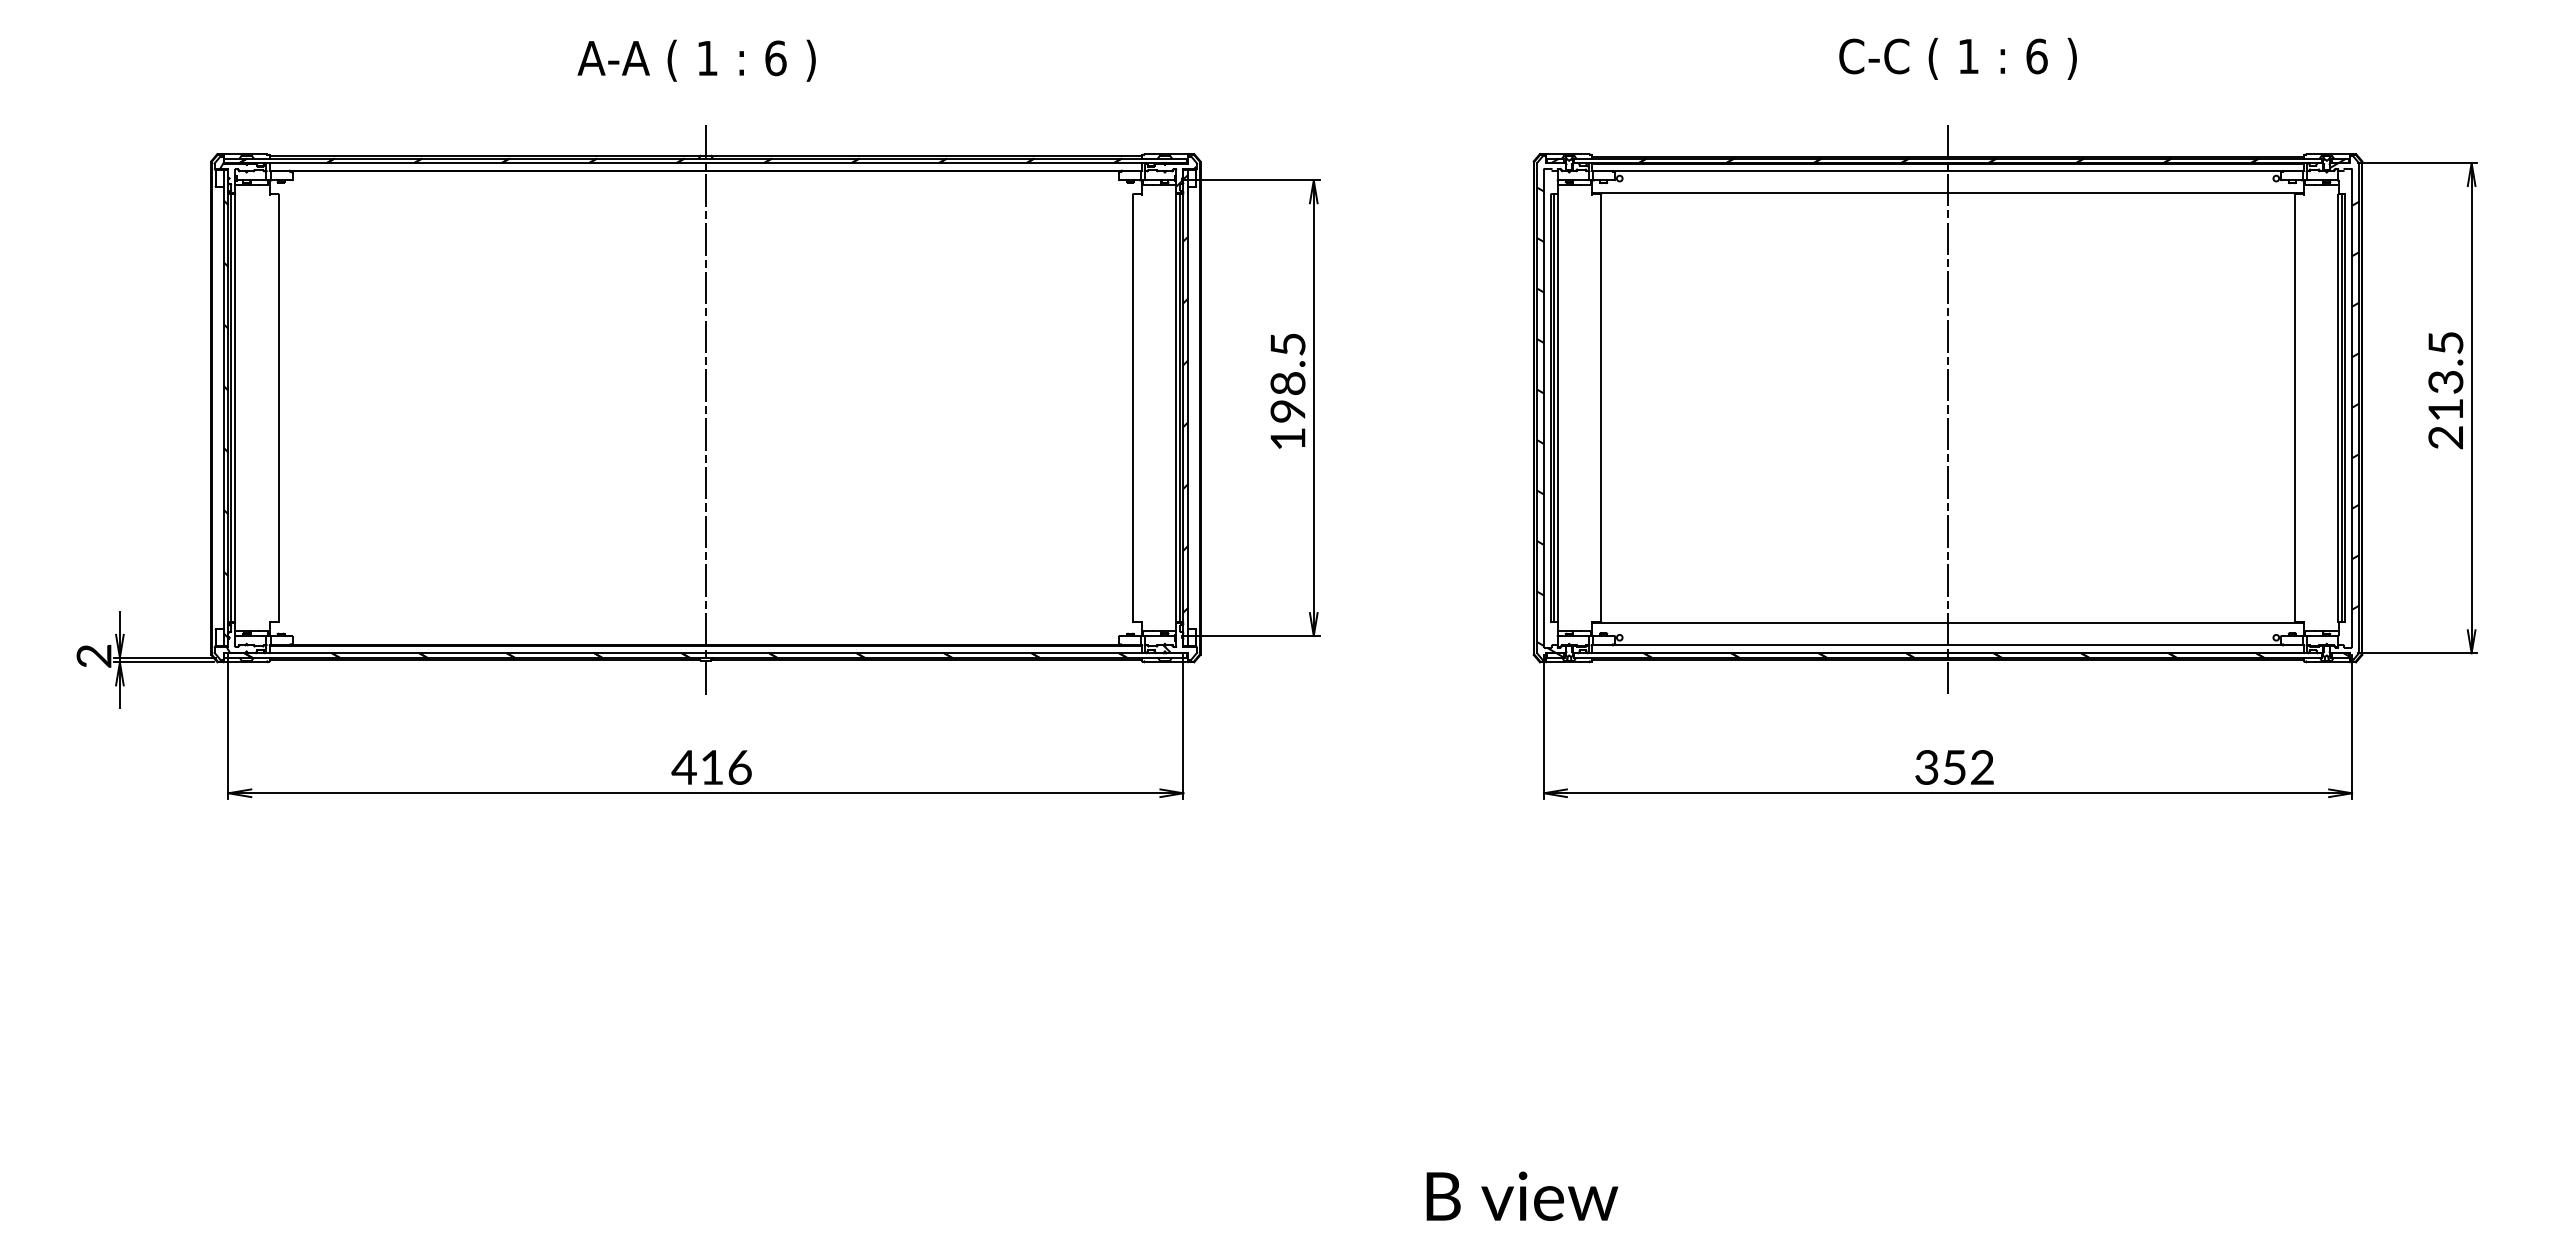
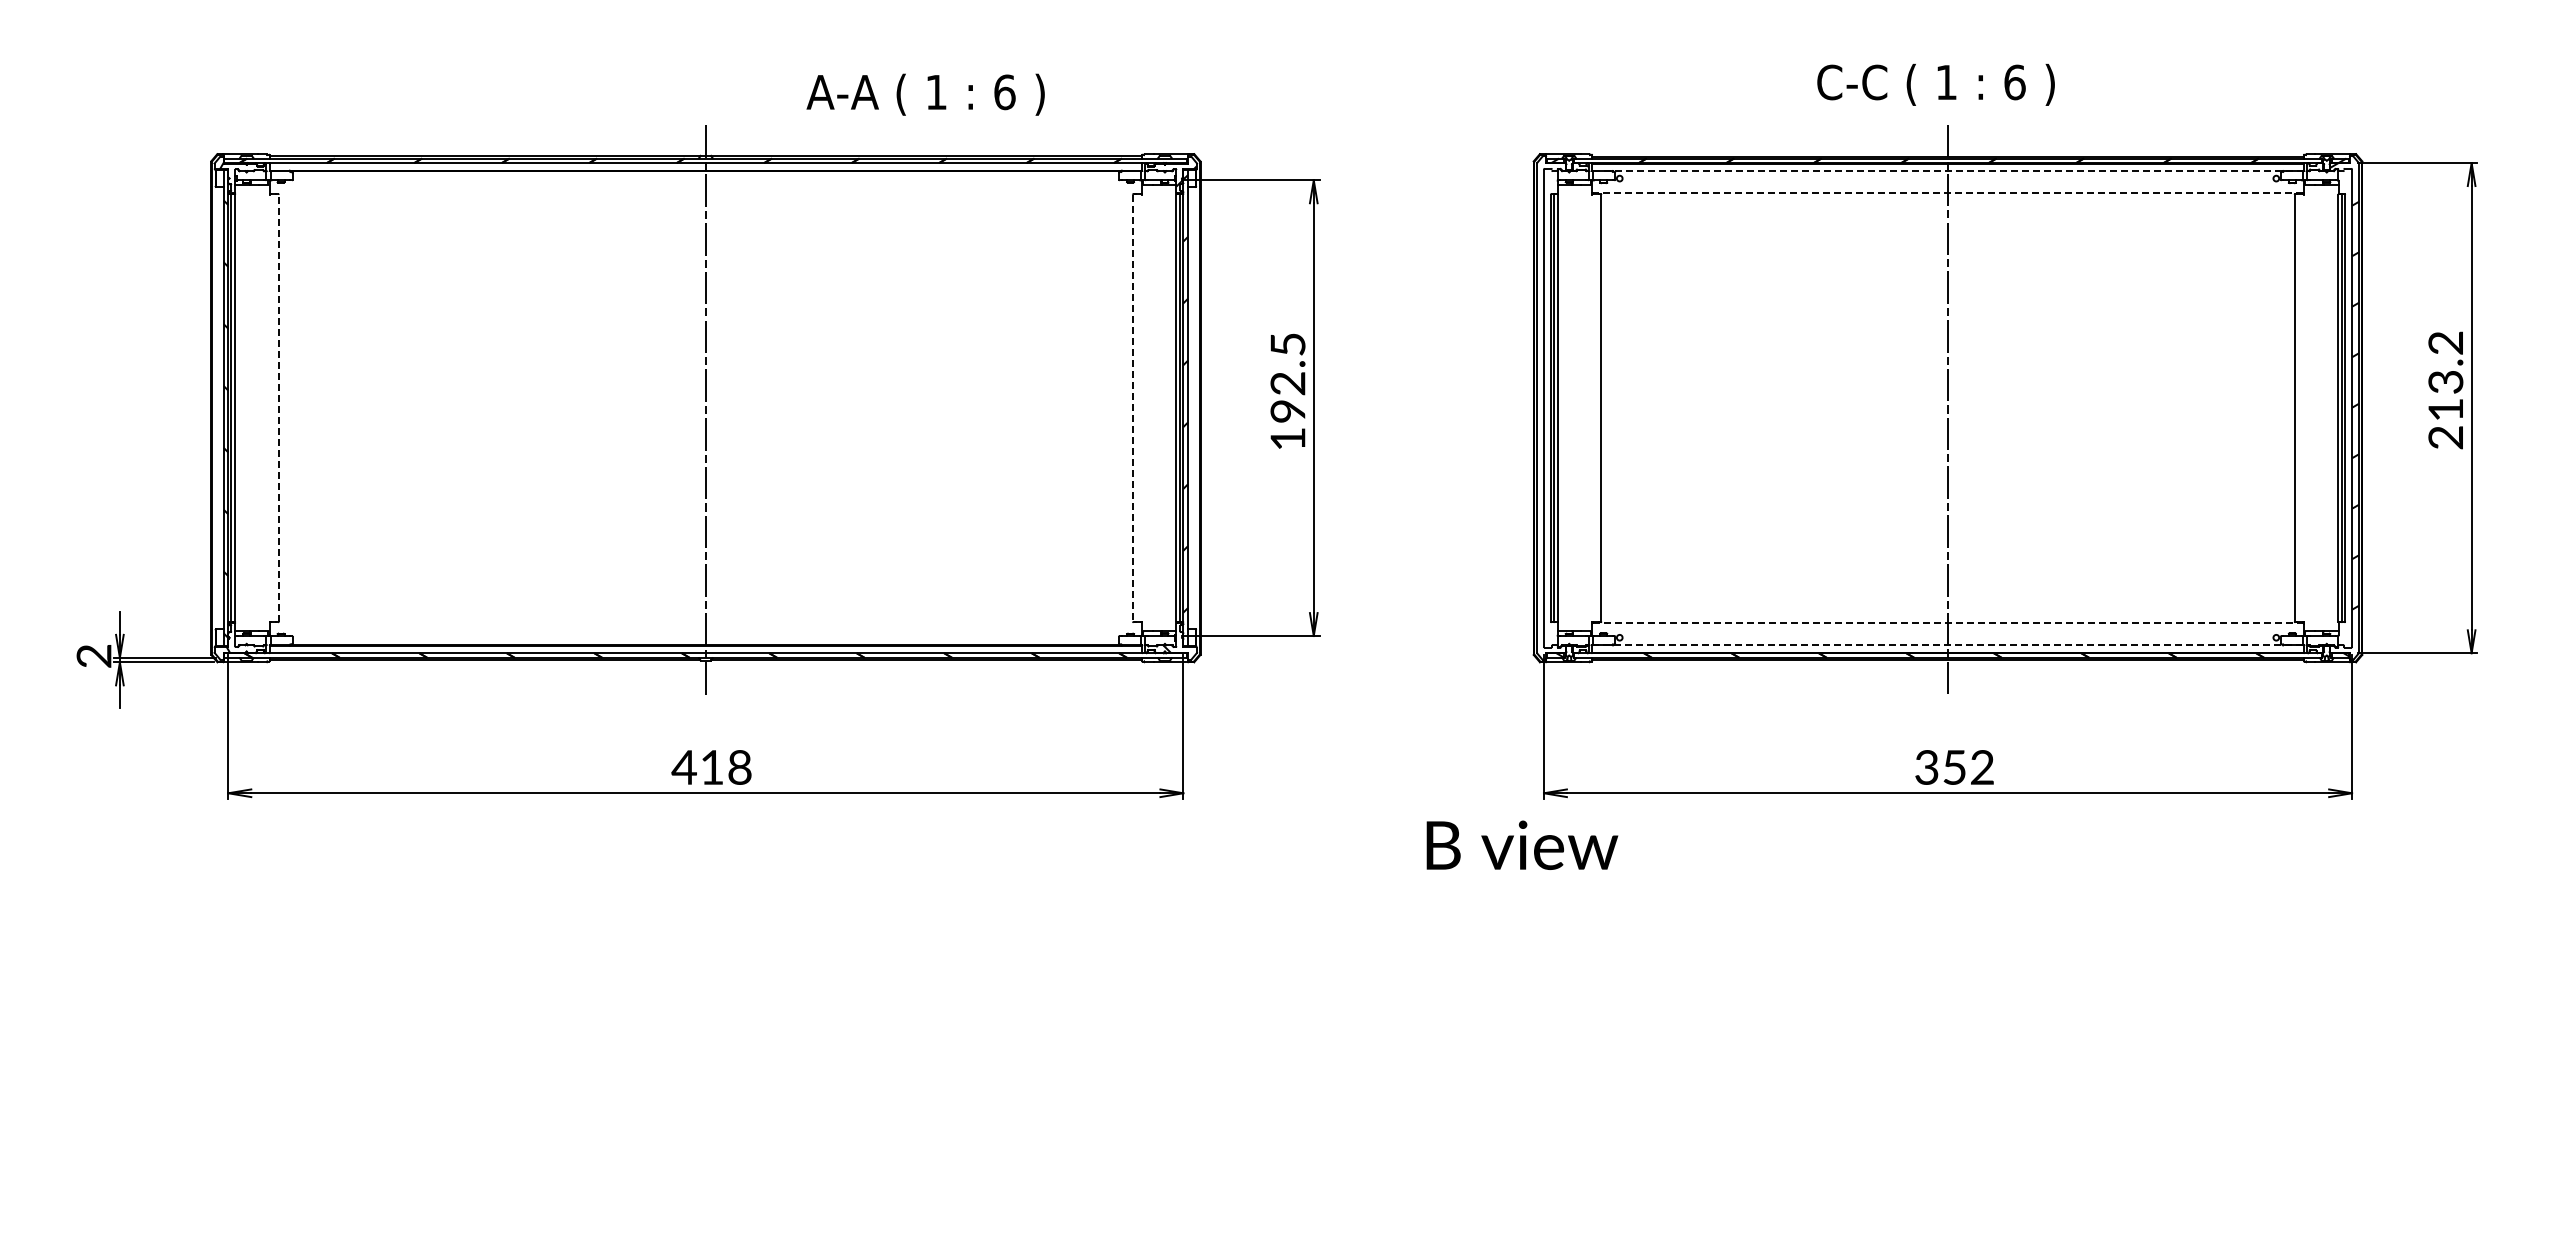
text position: (1957, 58) -> (1935, 84) (1935, 84)
text position: (696, 60) -> (925, 94) (925, 94)
line: solid -> dashed (1948, 171)
line: solid -> dashed (1948, 193)
text: 213.5 -> 213.2 (2445, 342)
text: 198.5 -> 192.5 (1288, 383)
line: solid -> dashed (278, 407)
line: solid -> dashed (1132, 408)
hatch: present -> none (1546, 420)
line: solid -> dashed (1948, 622)
line: solid -> dashed (1948, 645)
text: 416 -> 418 (739, 767)
text position: (1522, 1195) -> (1522, 844) (1522, 844)
